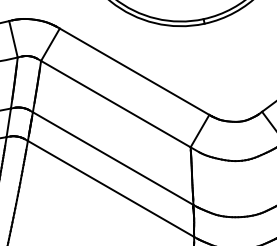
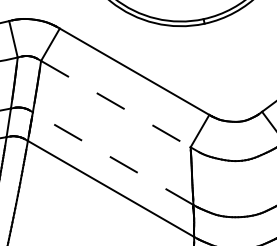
line: solid -> dashed (116, 104)
line: solid -> dashed (113, 158)
